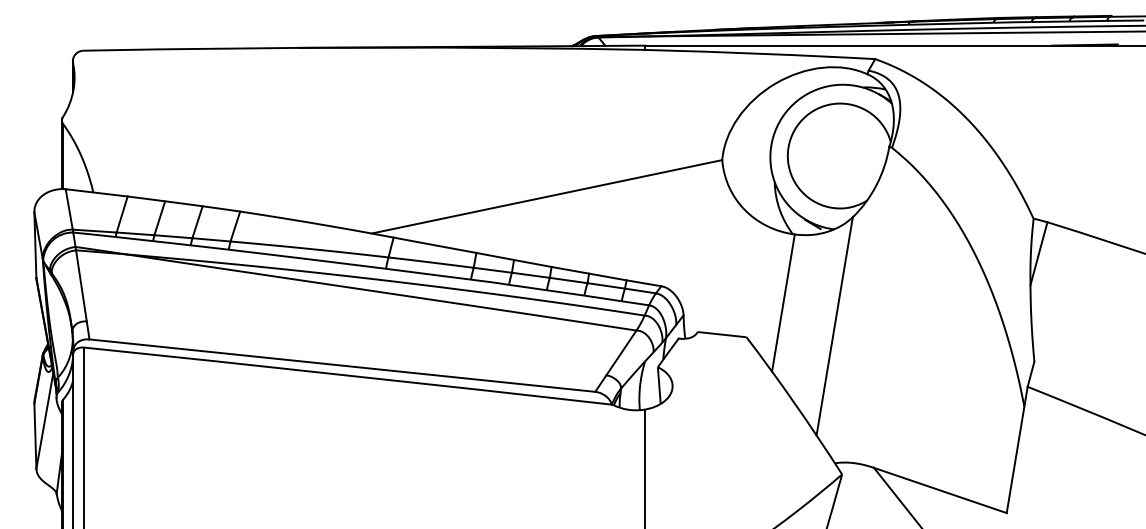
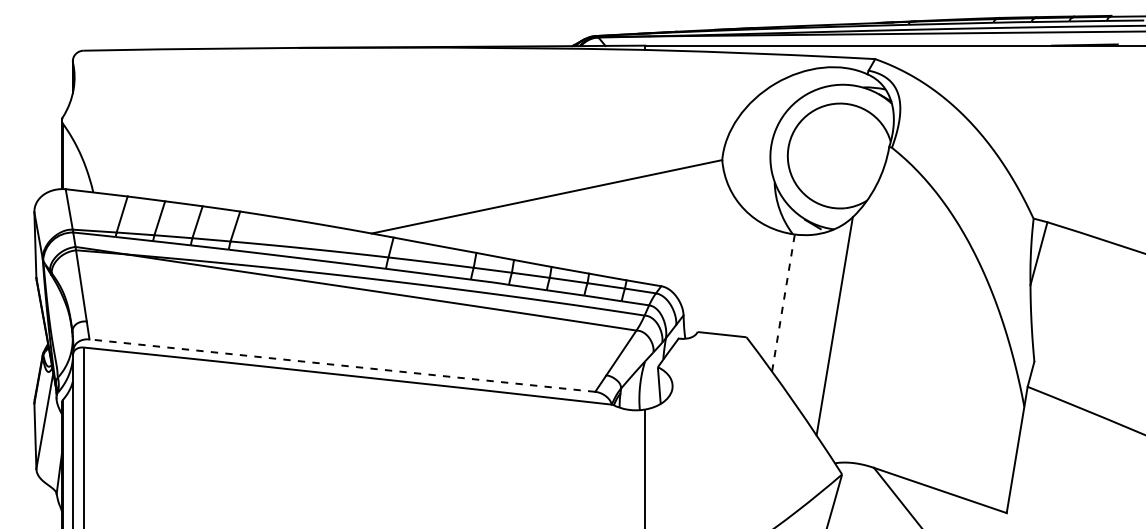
line: solid -> dashed (783, 302)
line: solid -> dashed (341, 365)
